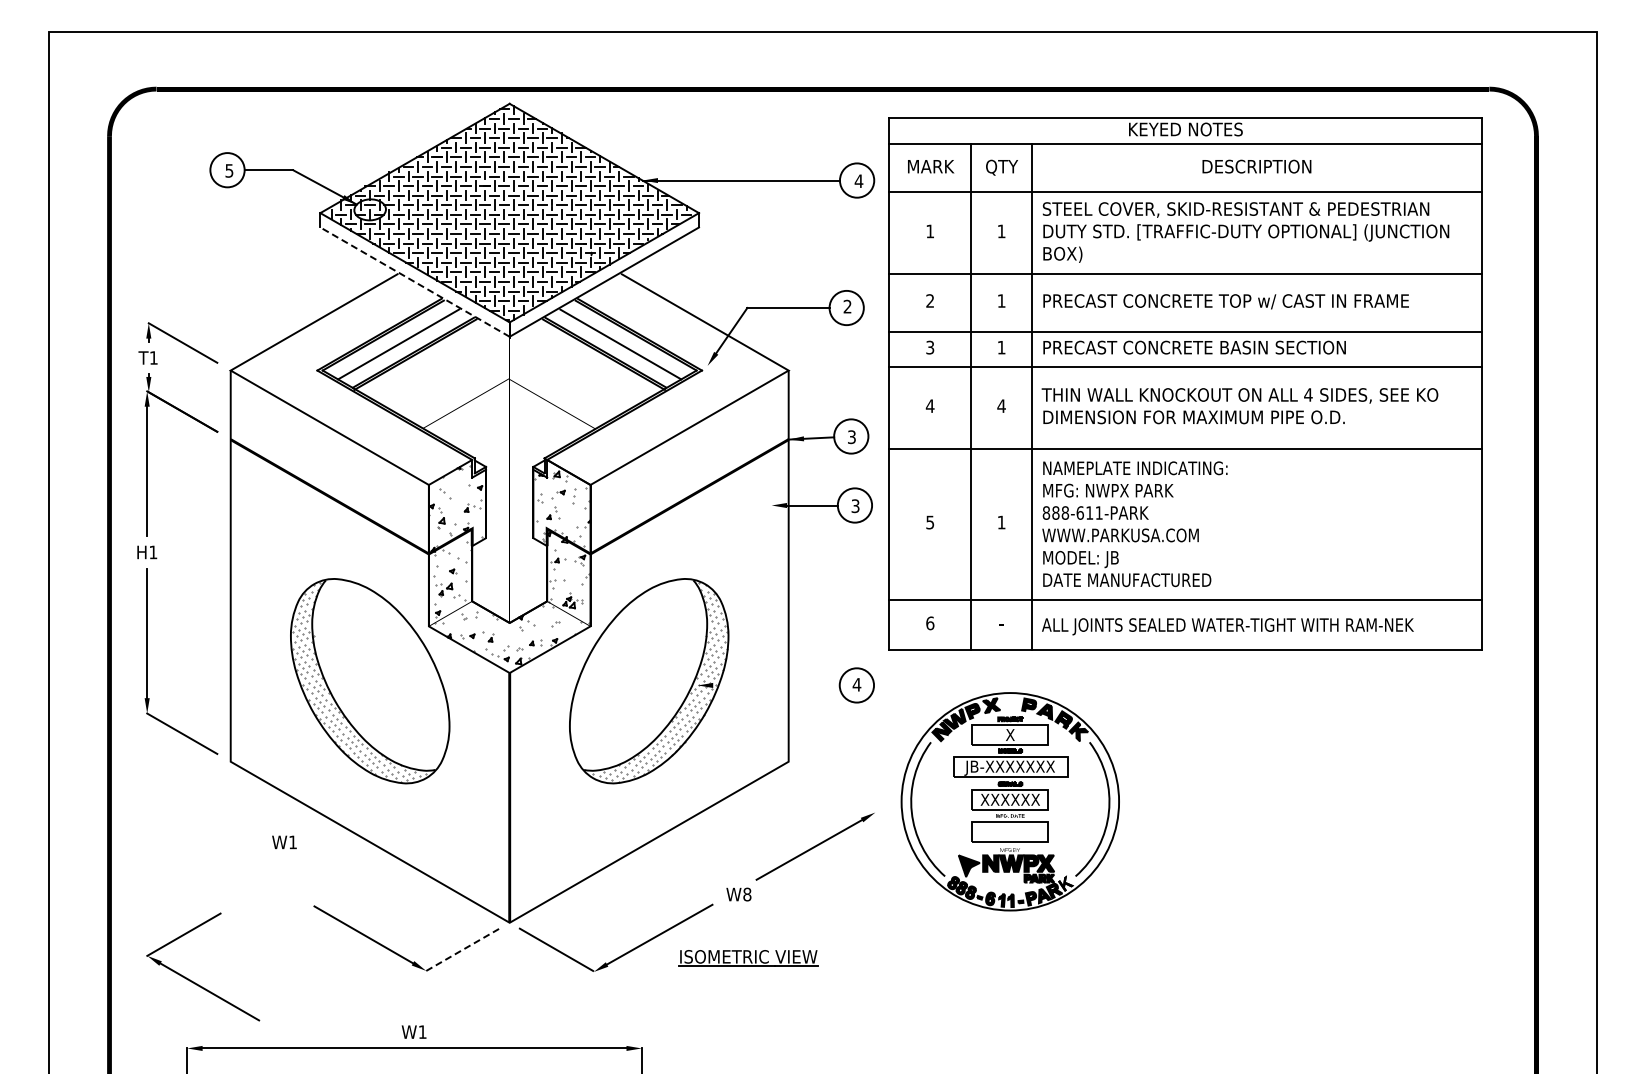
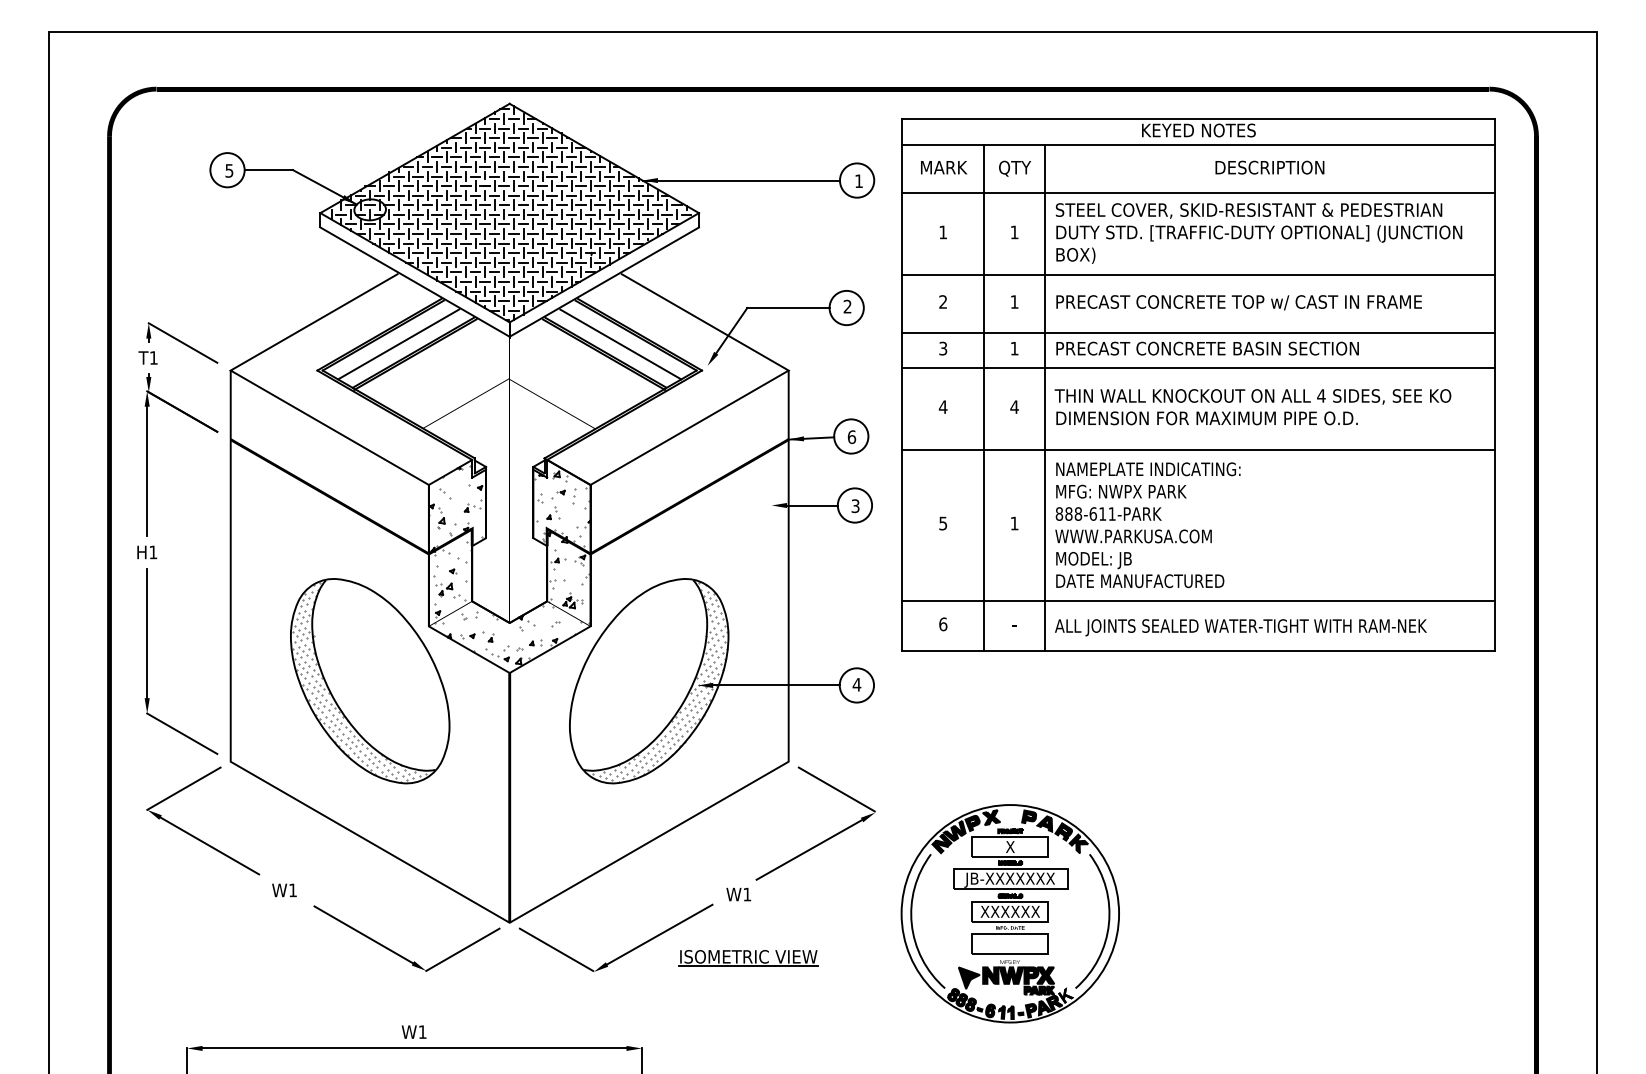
text: 4 -> 1 (858, 180)
line: dashed -> solid (414, 281)
part position: (1185, 383) -> (1198, 384) (1198, 384)
text: 3 -> 6 (851, 437)
line: none -> present (776, 685)
line: none -> present (836, 789)
part position: (1009, 801) -> (1009, 913) (1009, 913)
text position: (284, 842) -> (284, 890) (284, 890)
text: W8 -> W1 (747, 894)
line: dashed -> solid (463, 949)
part position: (192, 980) -> (192, 834) (192, 834)
